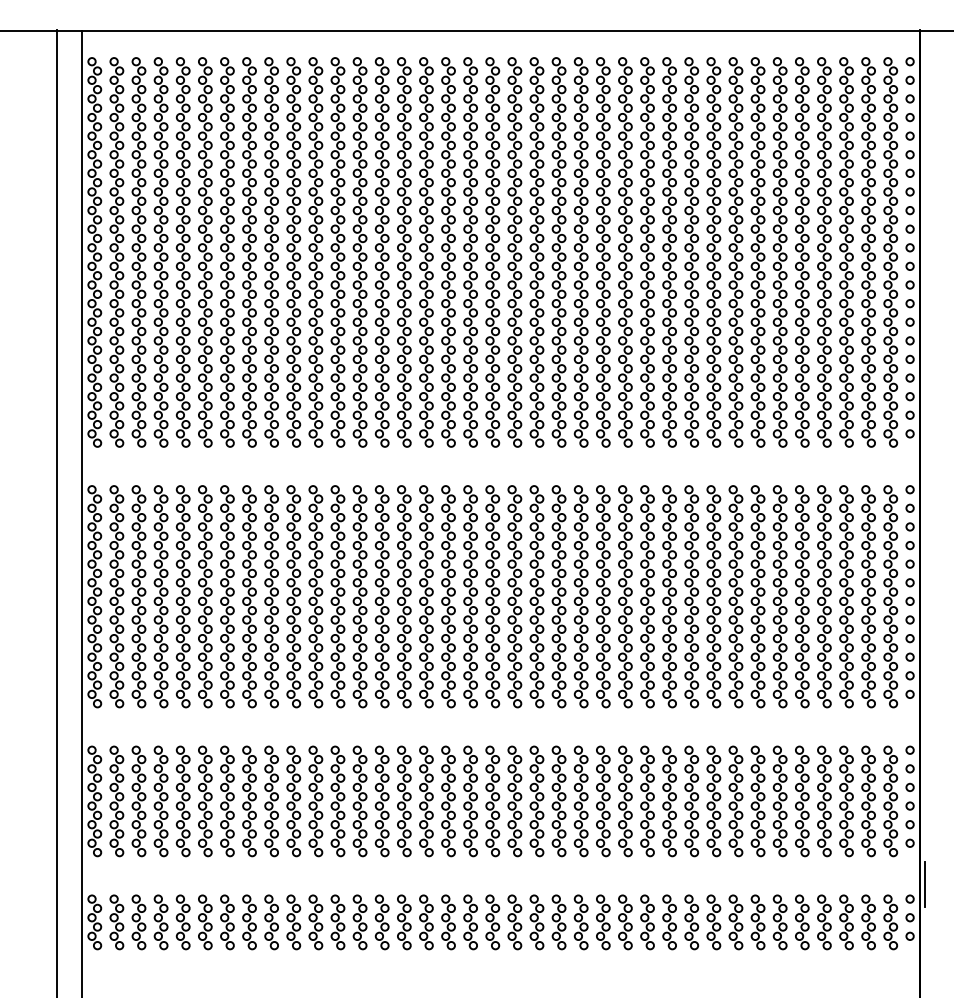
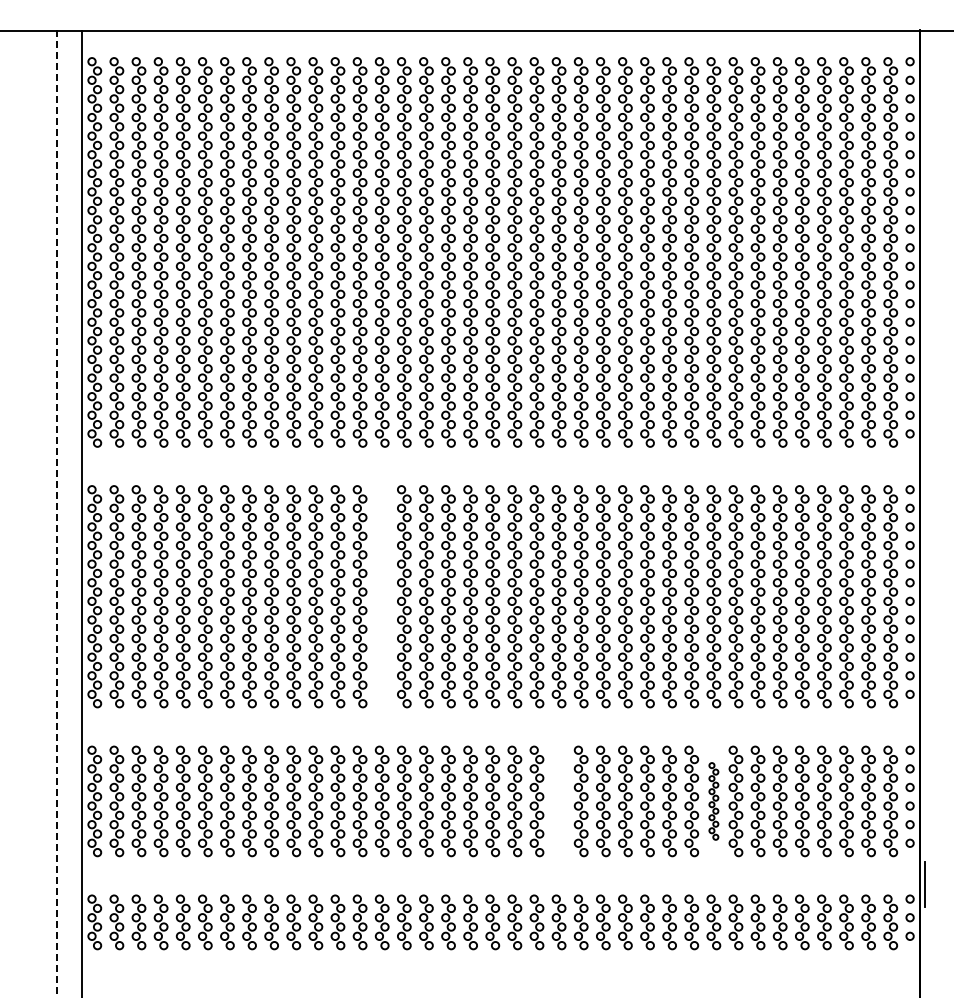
line: solid -> dashed (56, 513)
part: present -> none (381, 596)
part: present -> none (558, 801)
part size: 16x113 px -> 12x79 px (713, 801)
